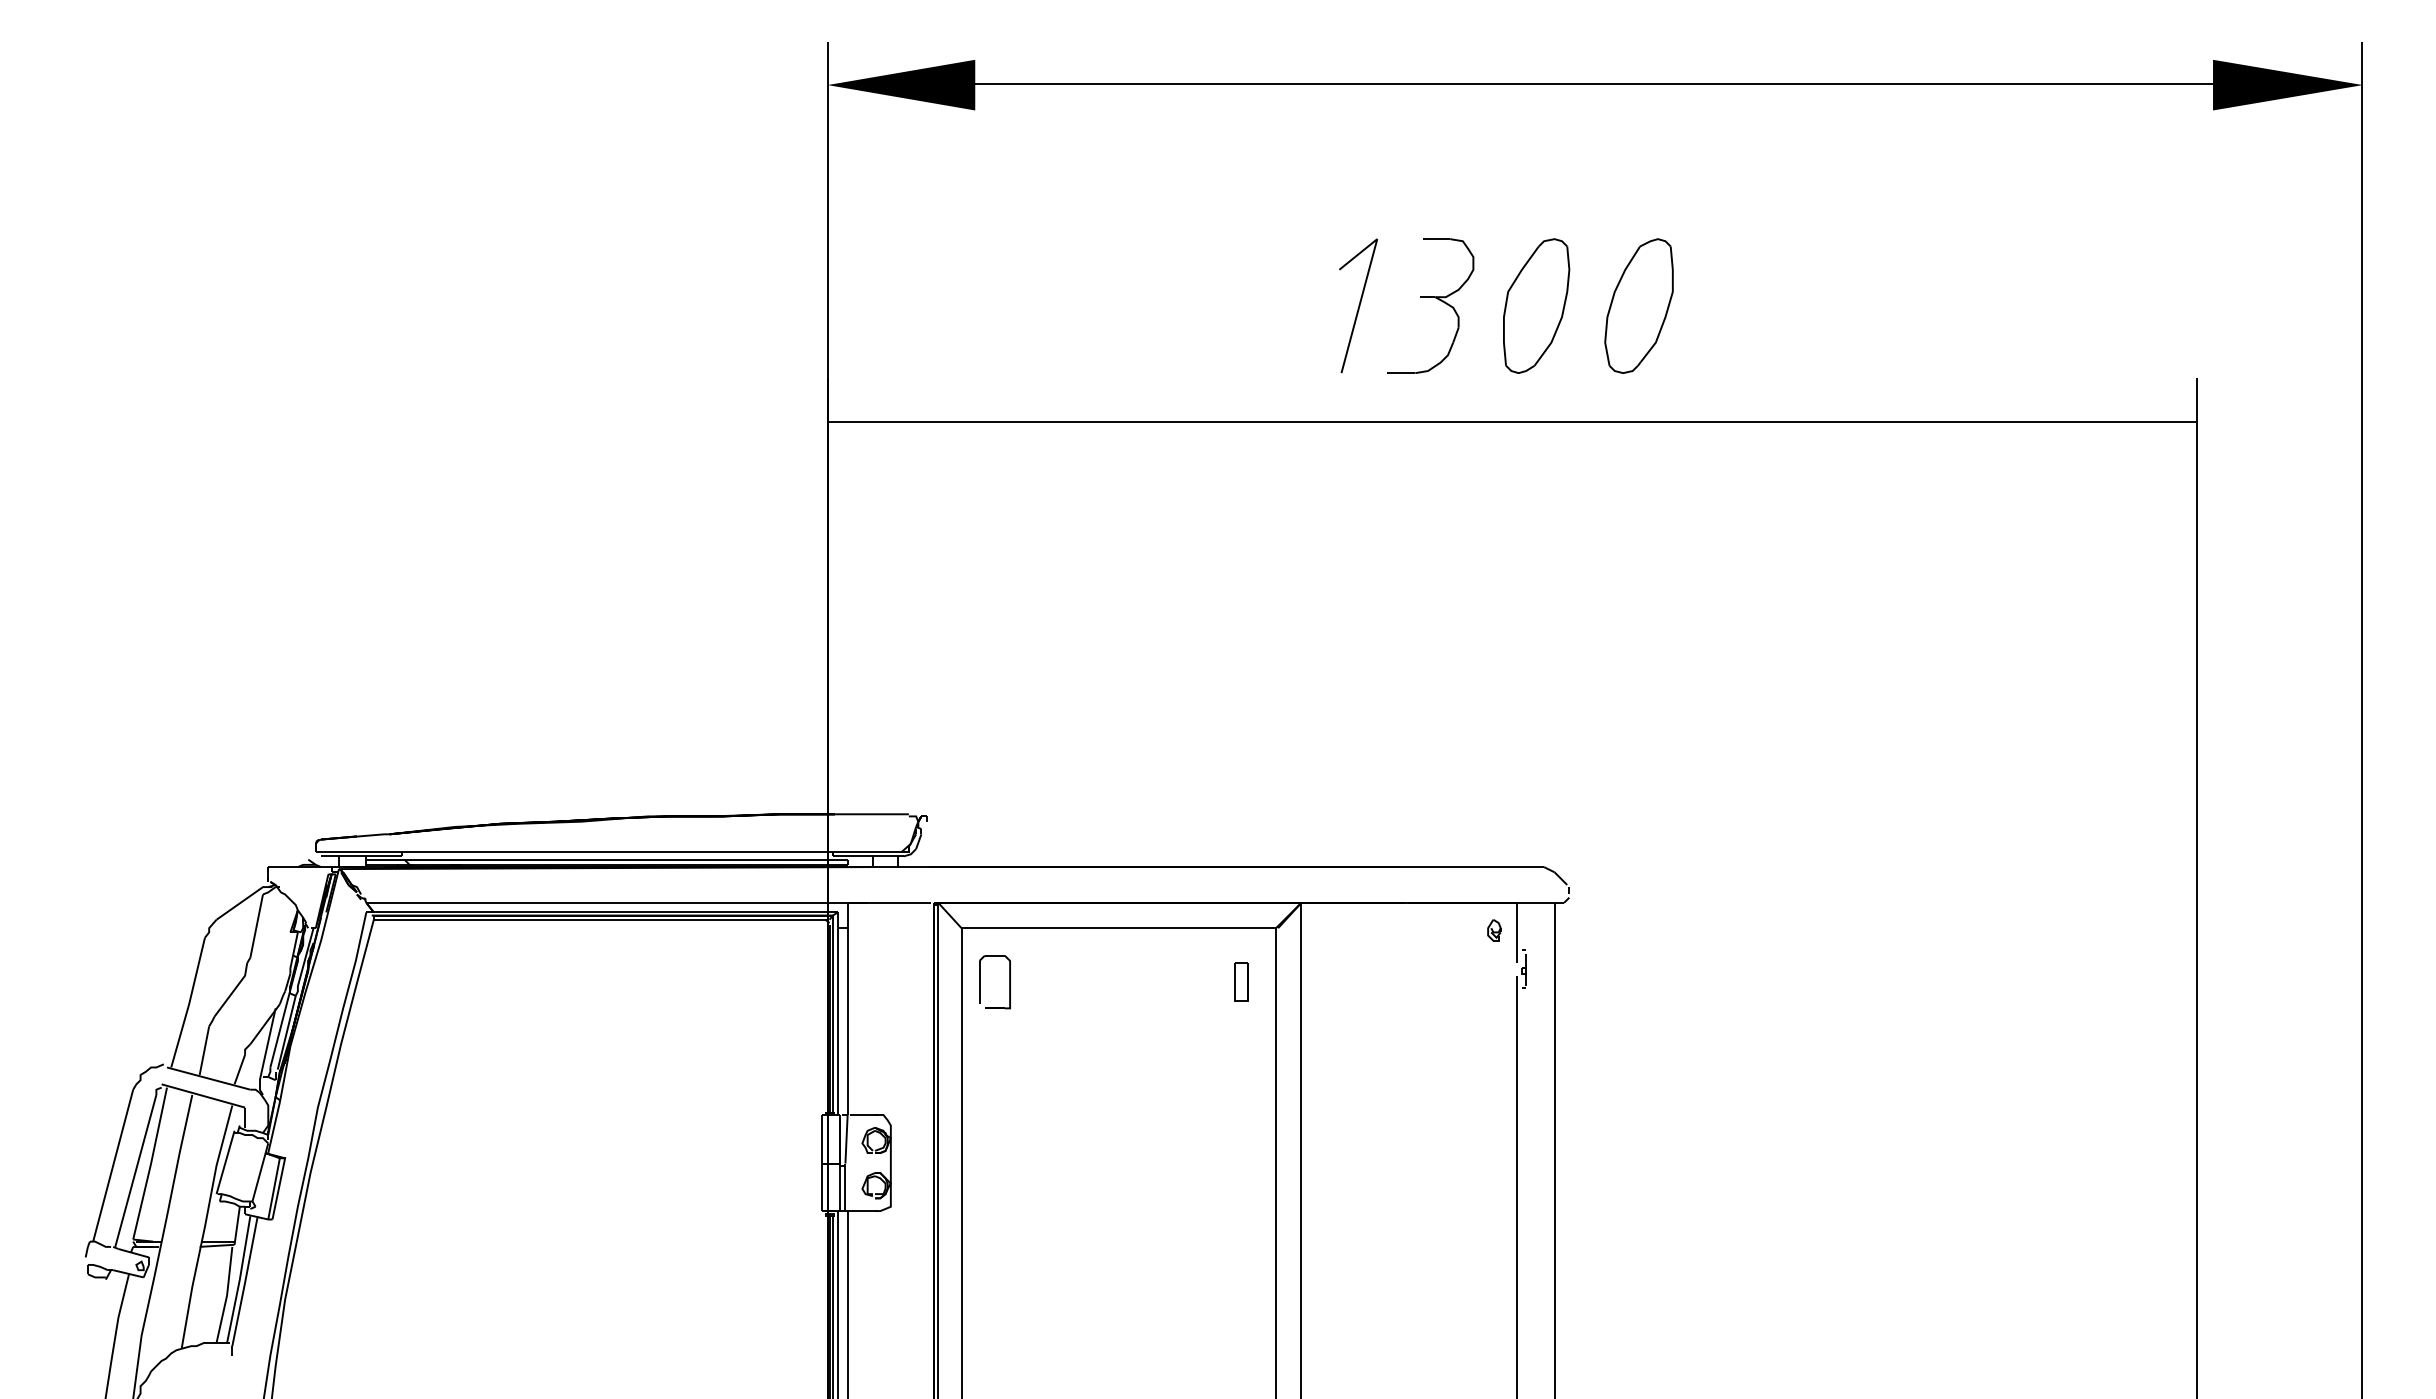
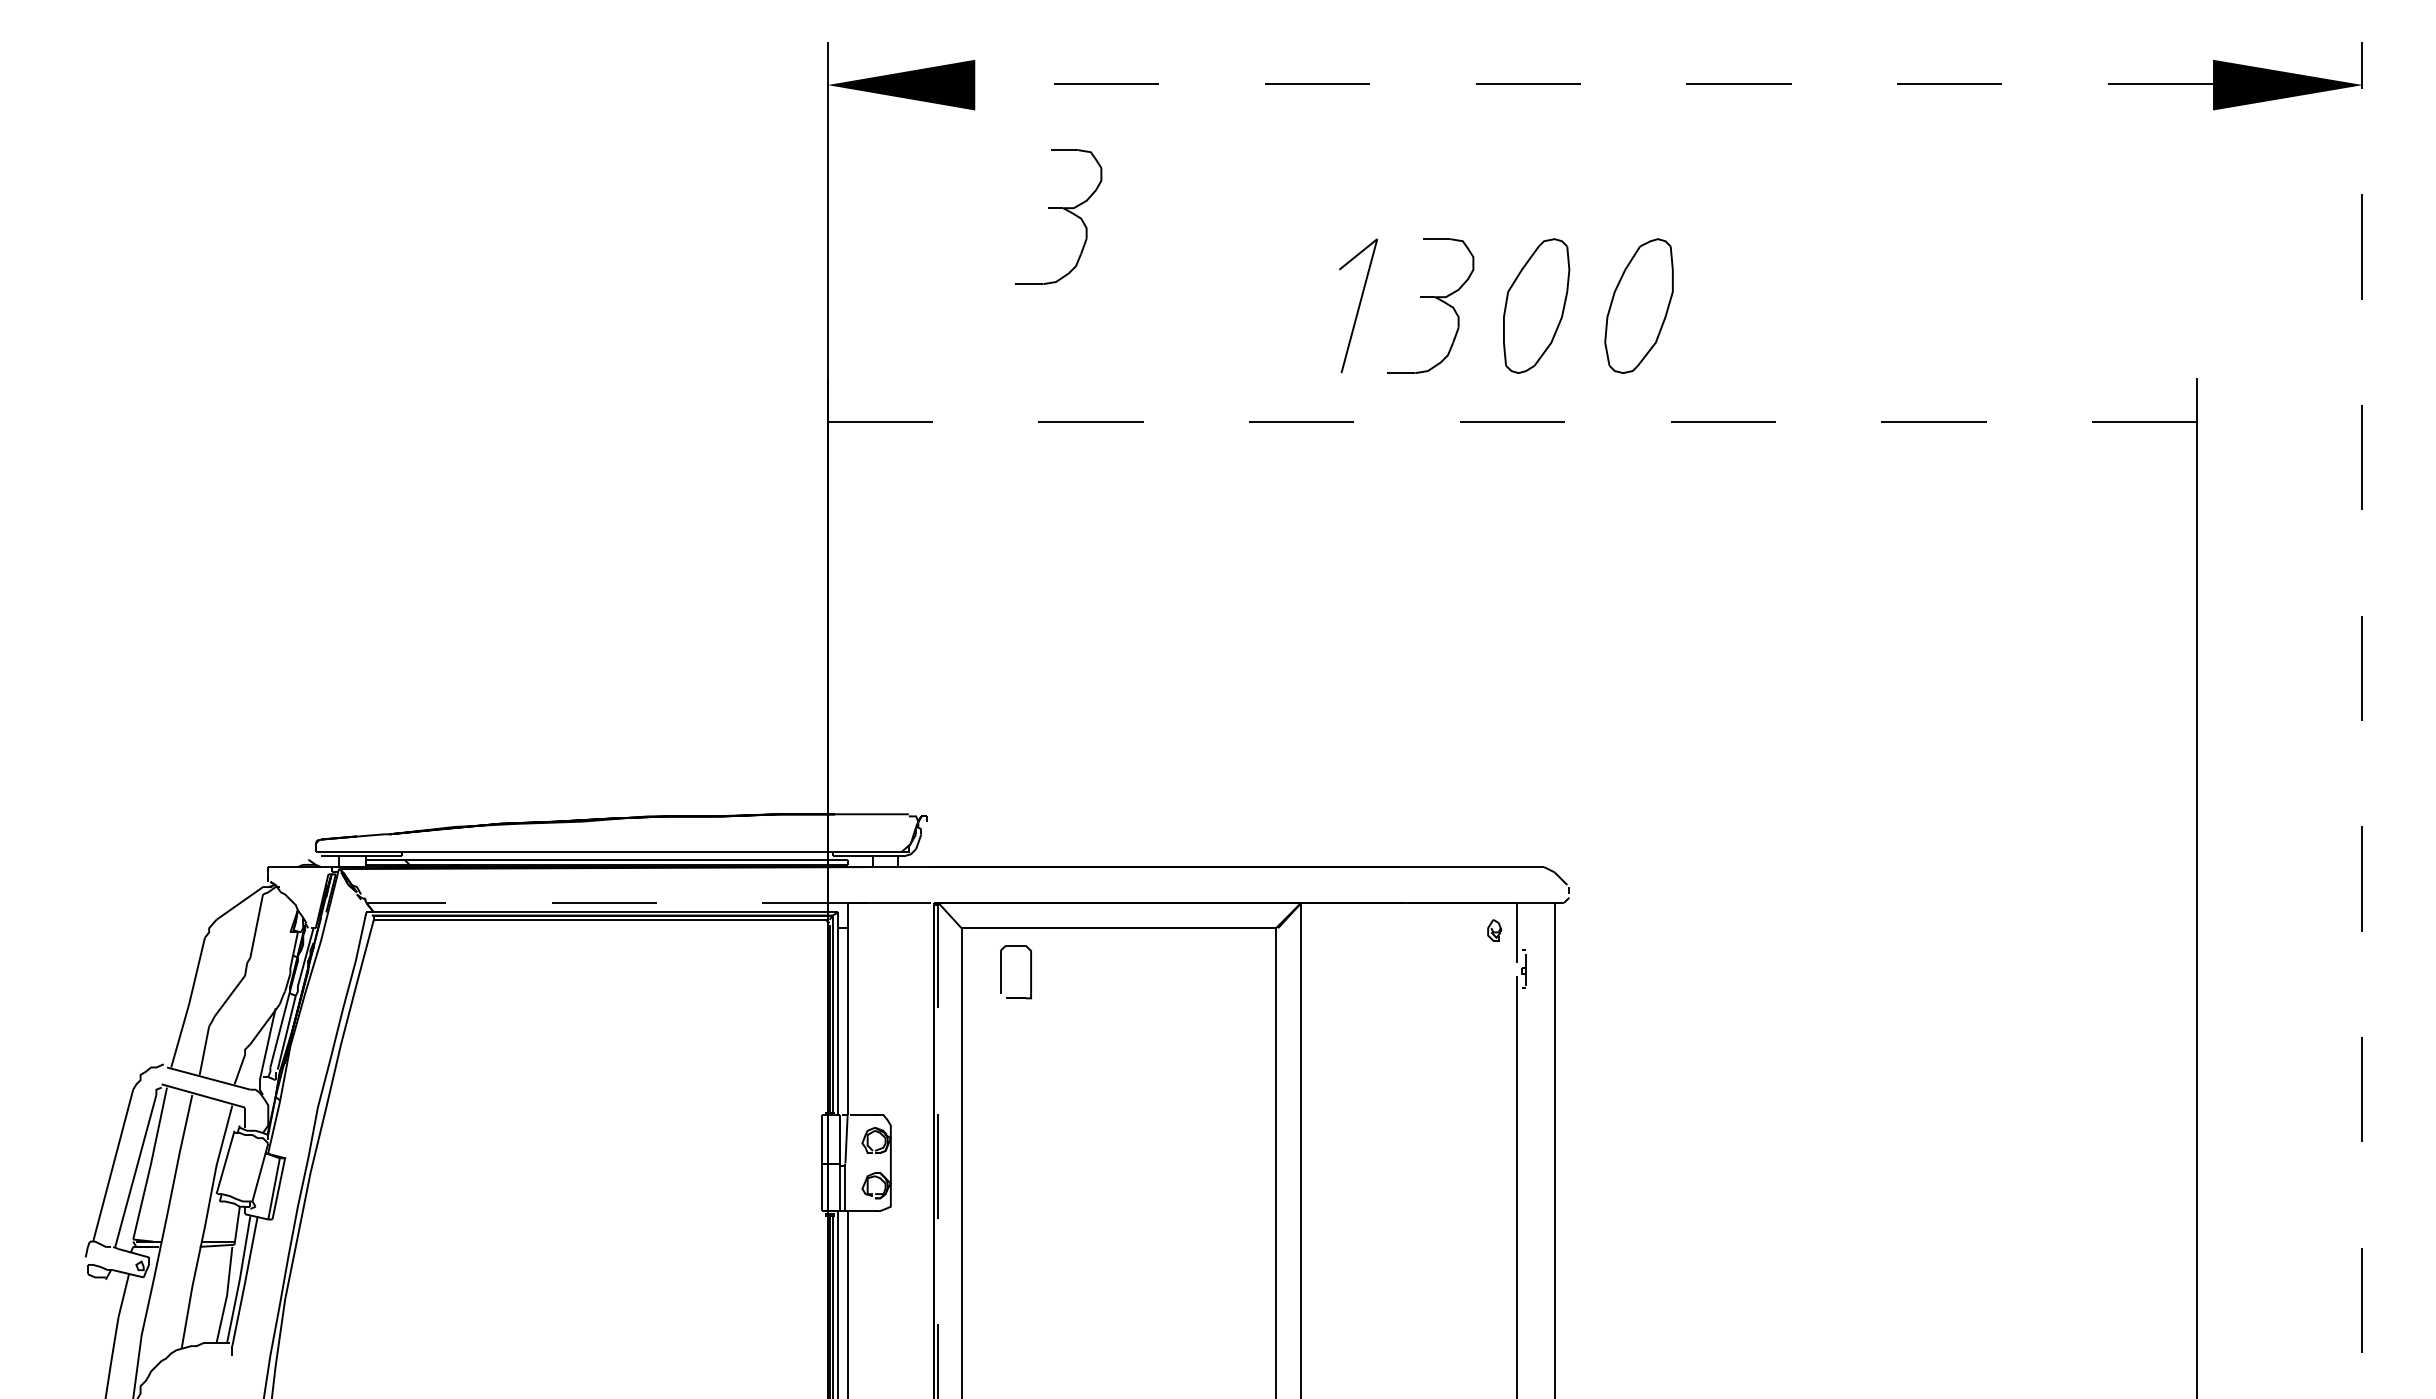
line: solid -> dashed (1593, 84)
part: none -> present (1058, 208)
line: solid -> dashed (1512, 421)
line: solid -> dashed (2361, 719)
line: solid -> dashed (617, 902)
part: present -> none (1241, 981)
part position: (980, 982) -> (1001, 972) (1001, 972)
line: solid -> dashed (938, 1150)
